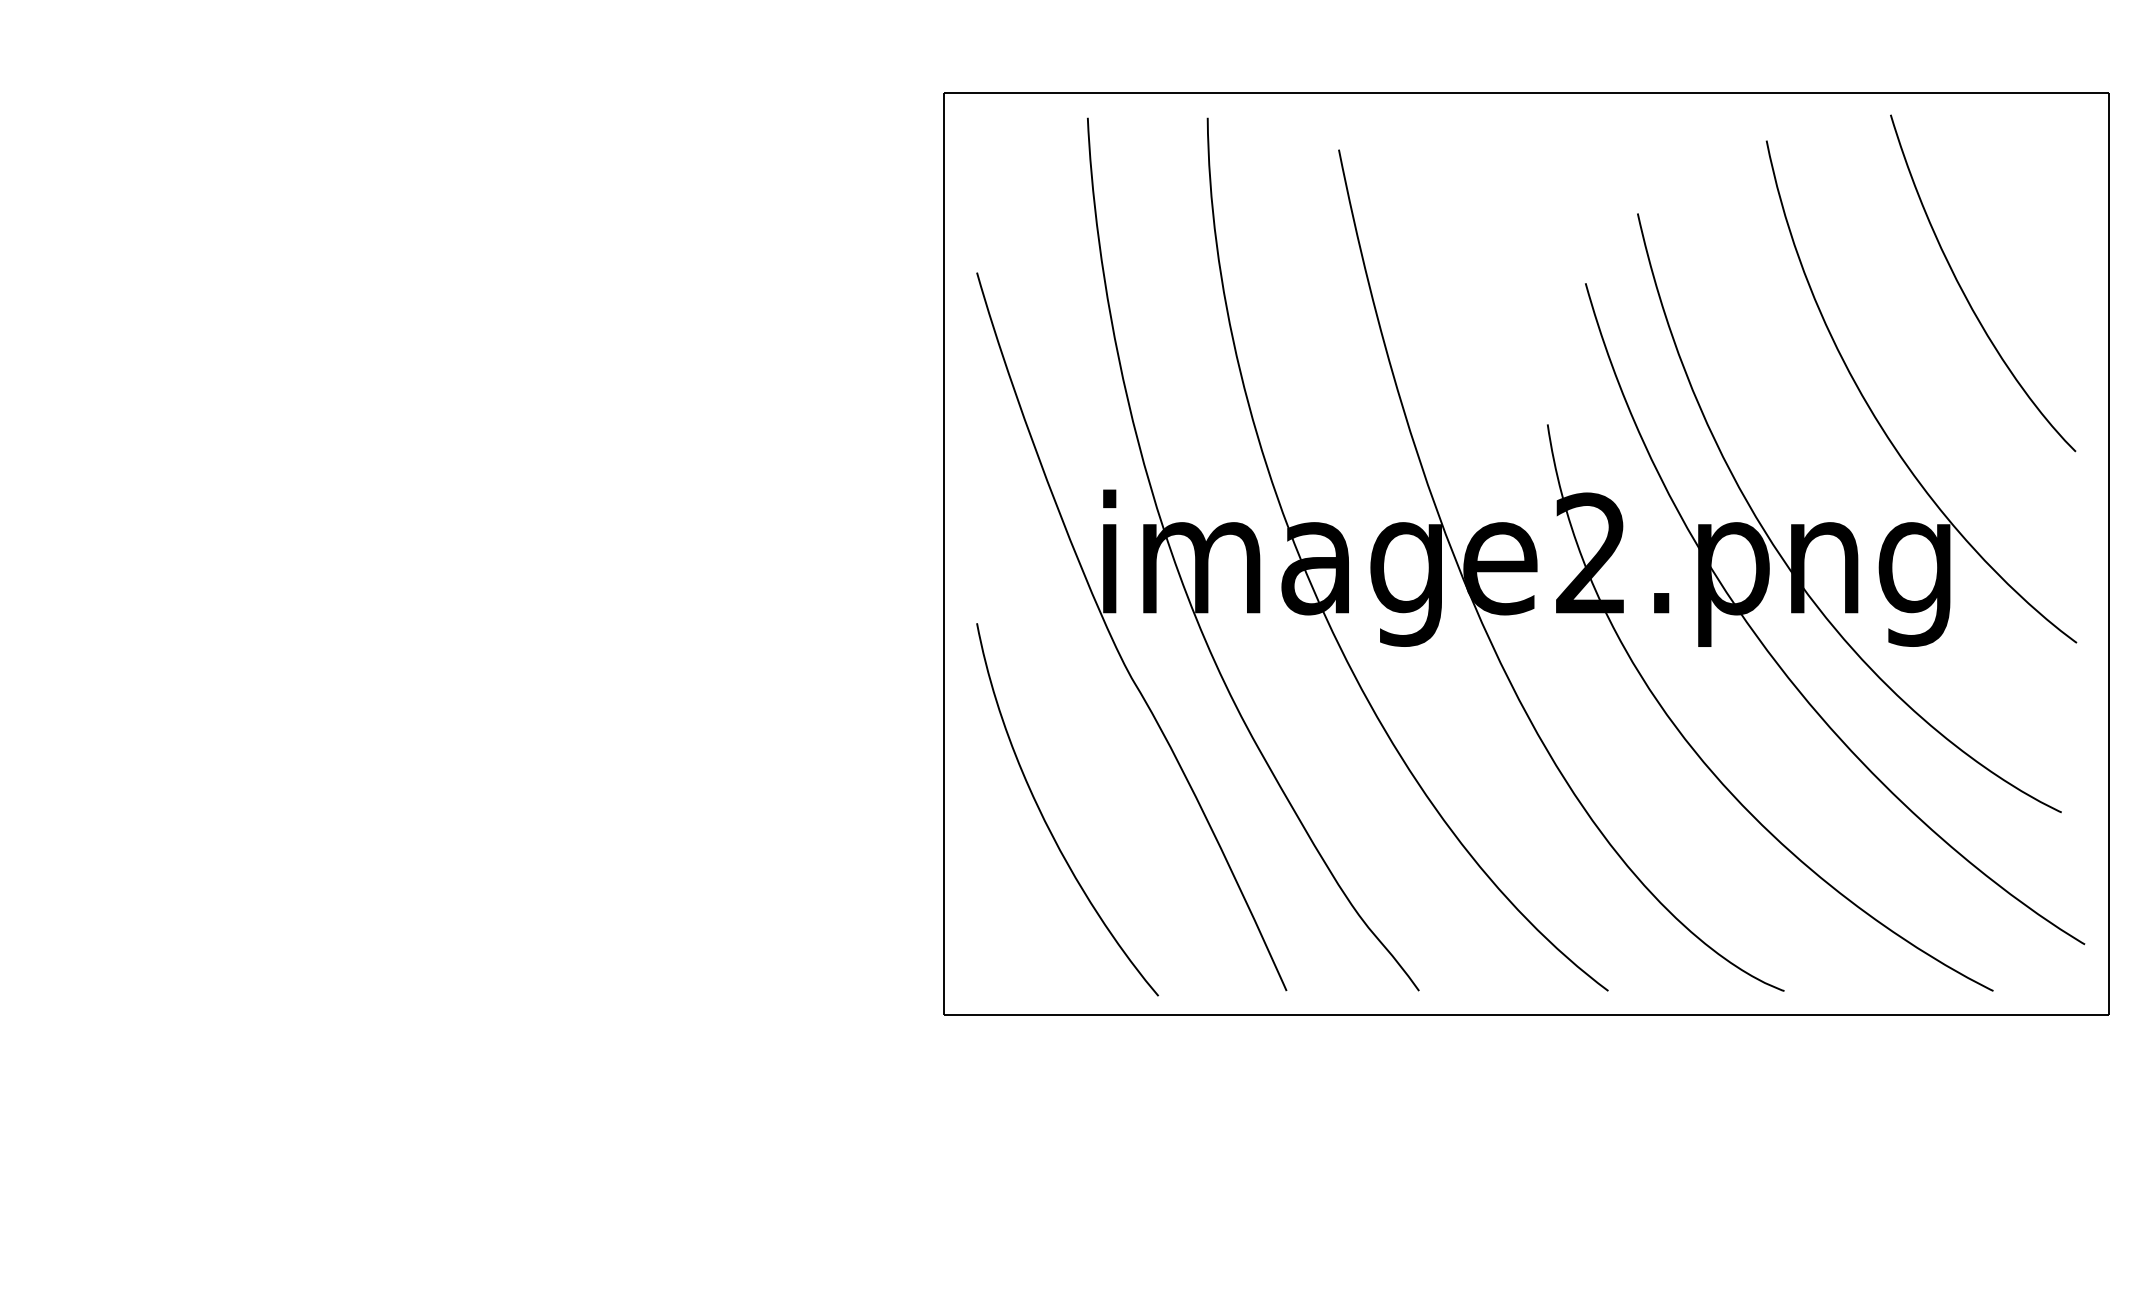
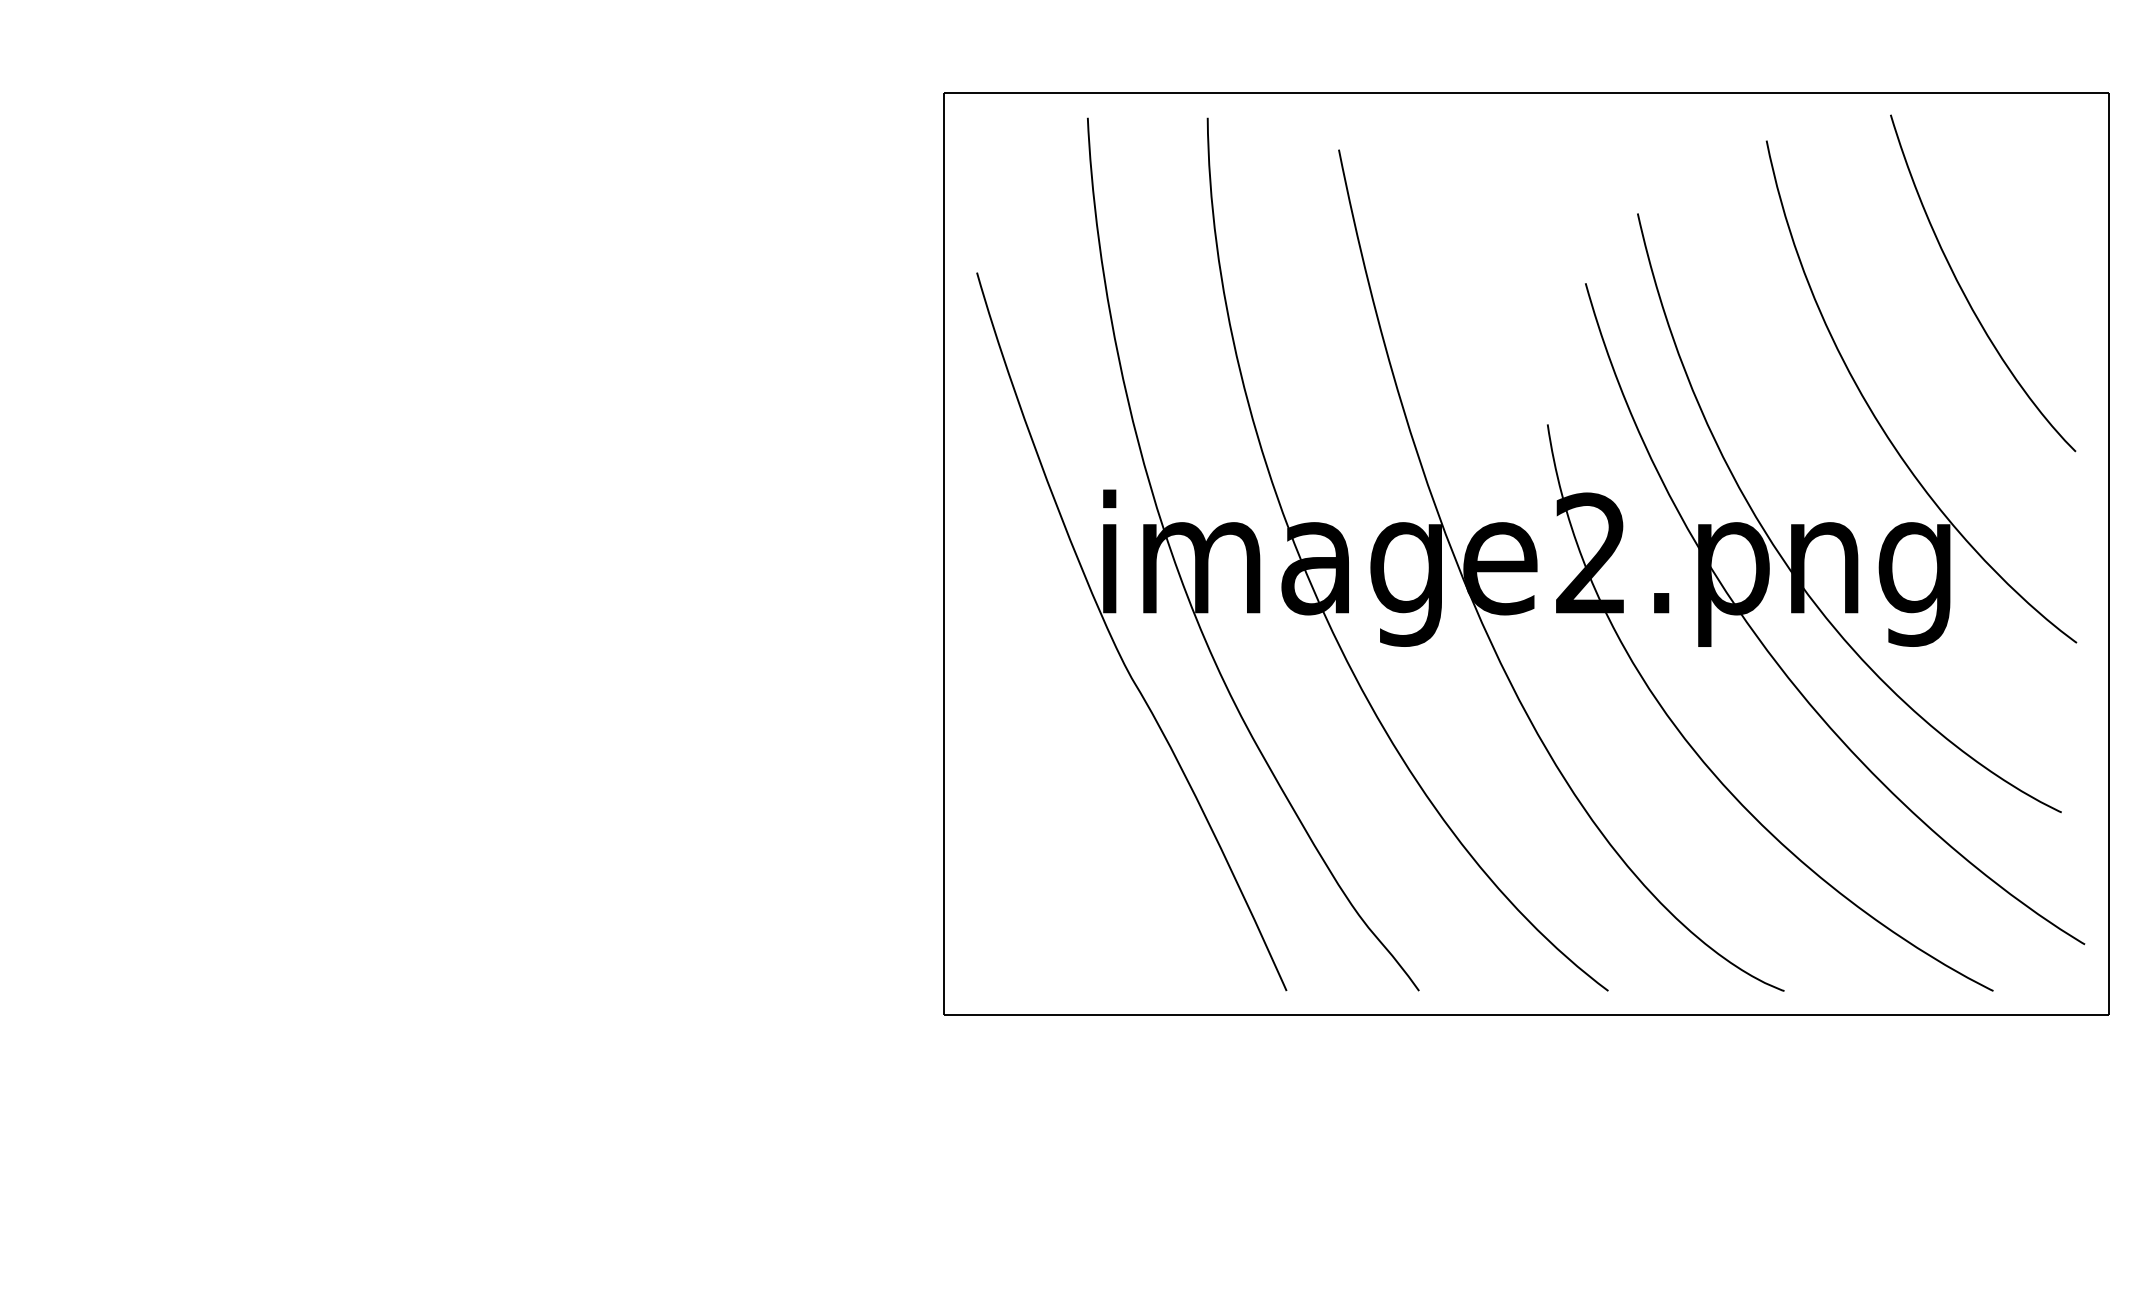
curve: present -> none (1045, 819)
